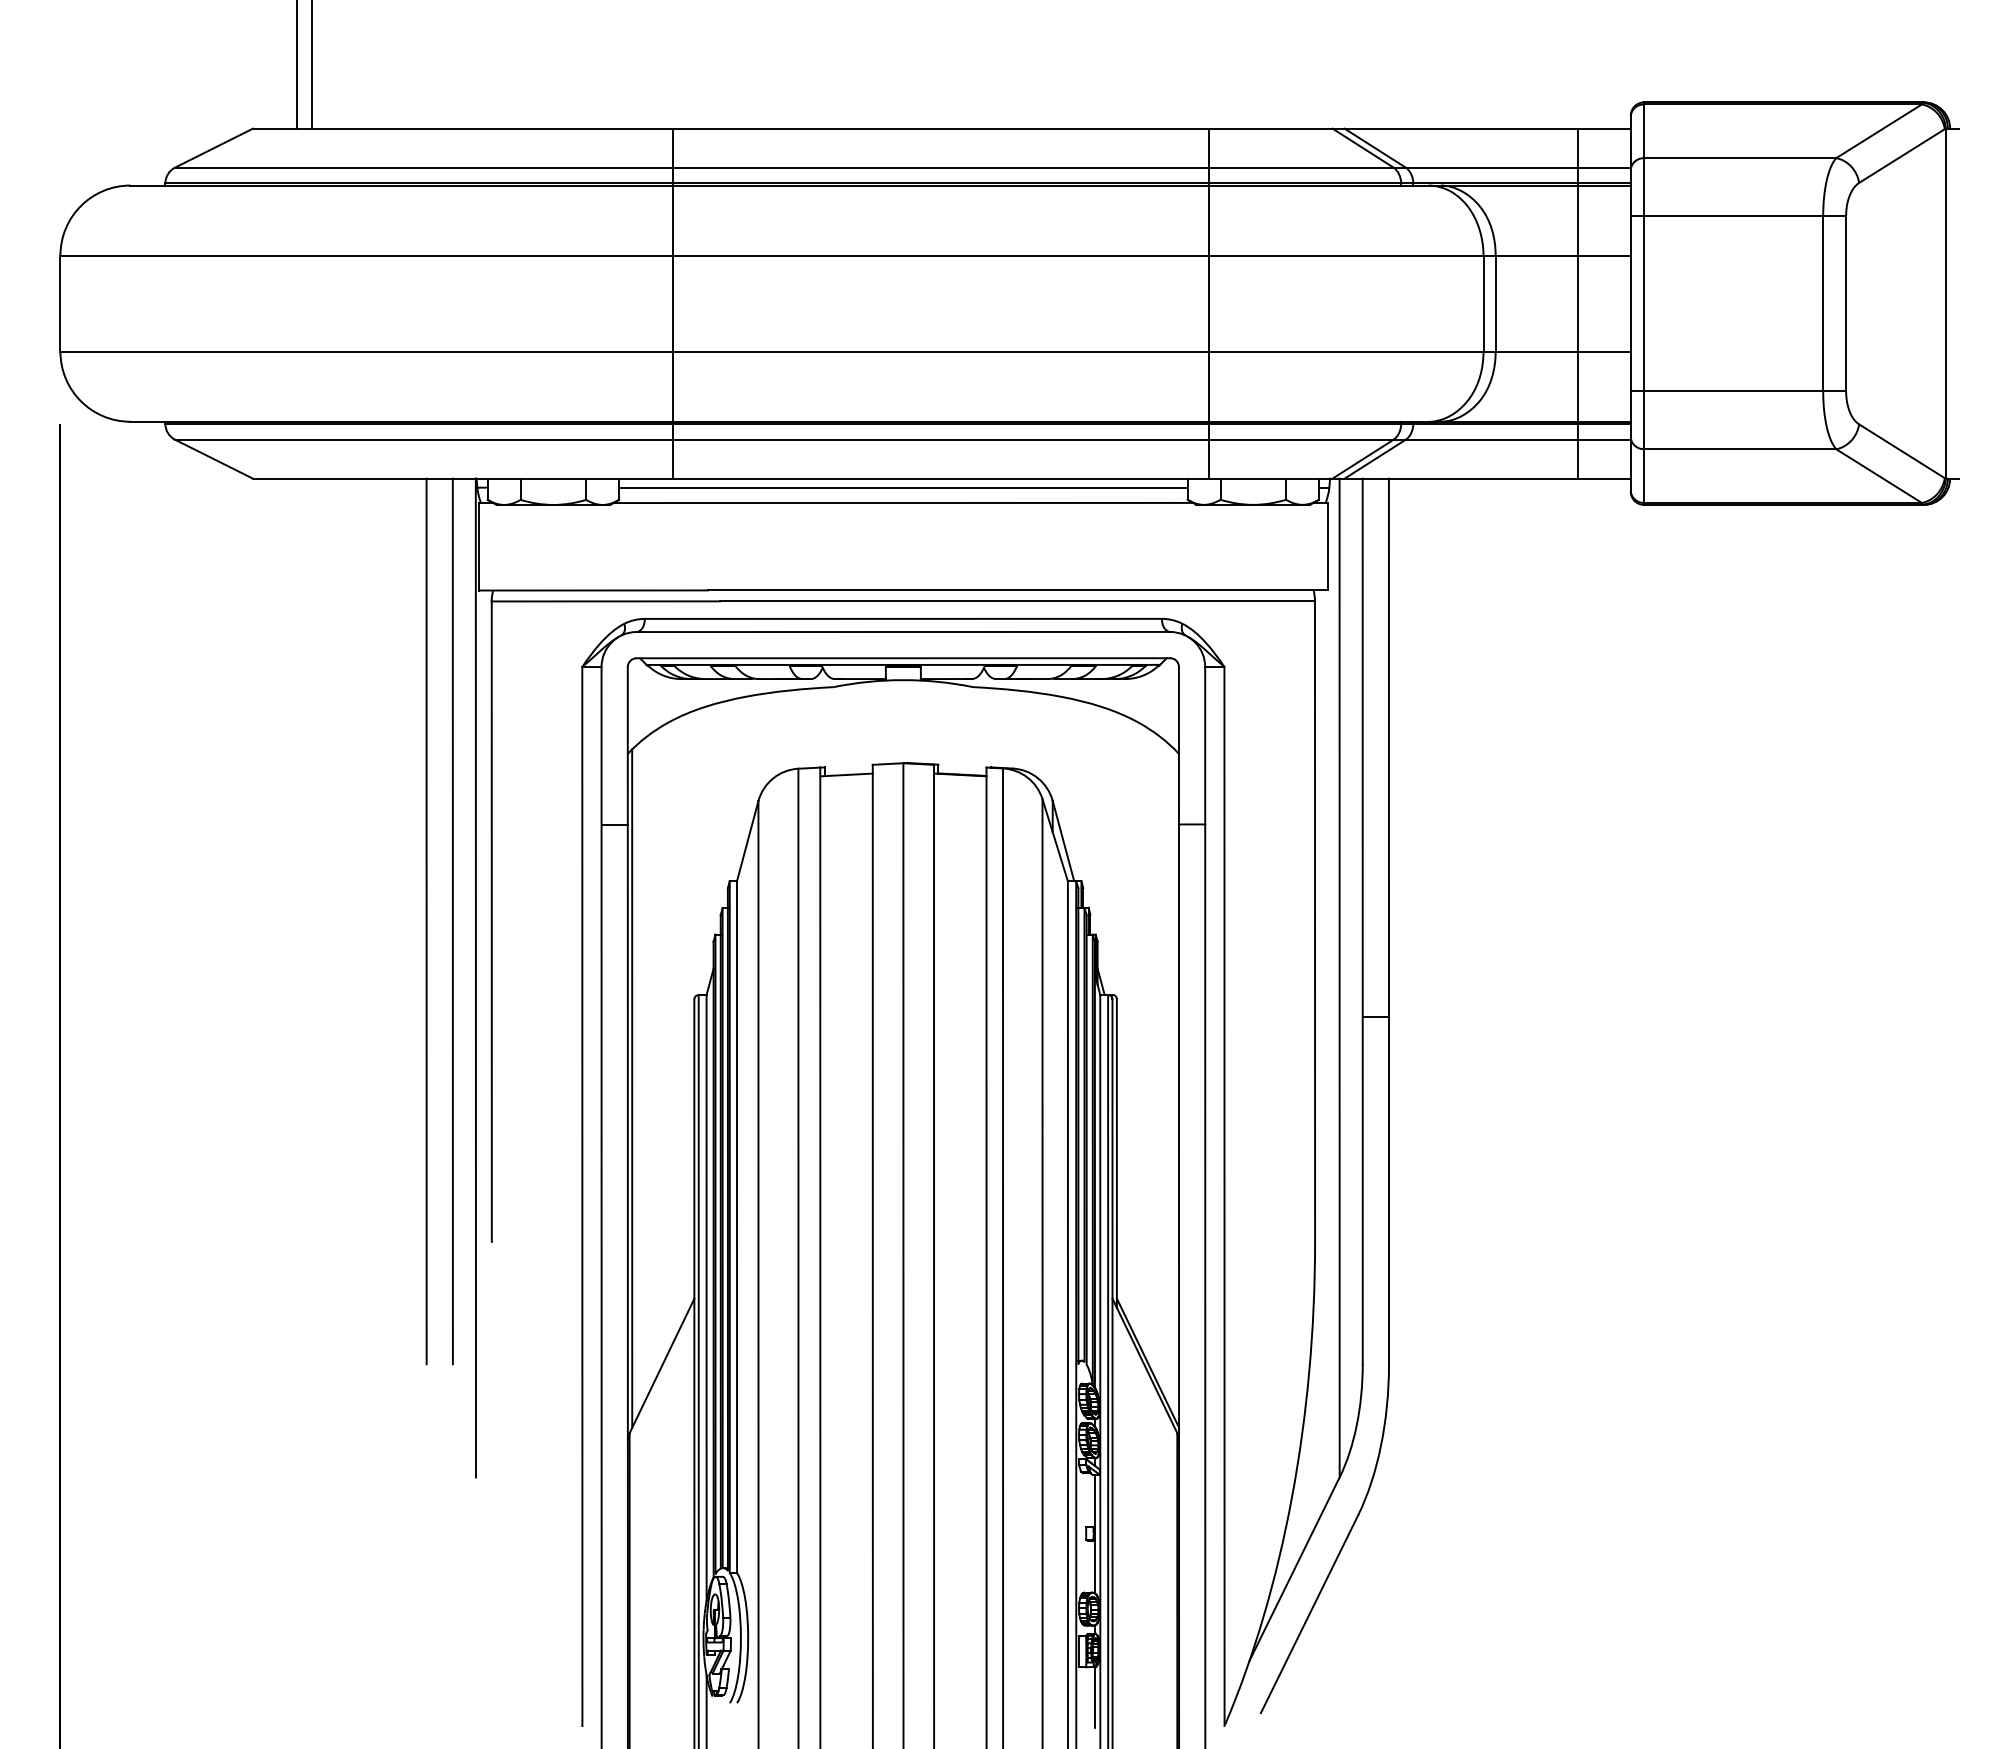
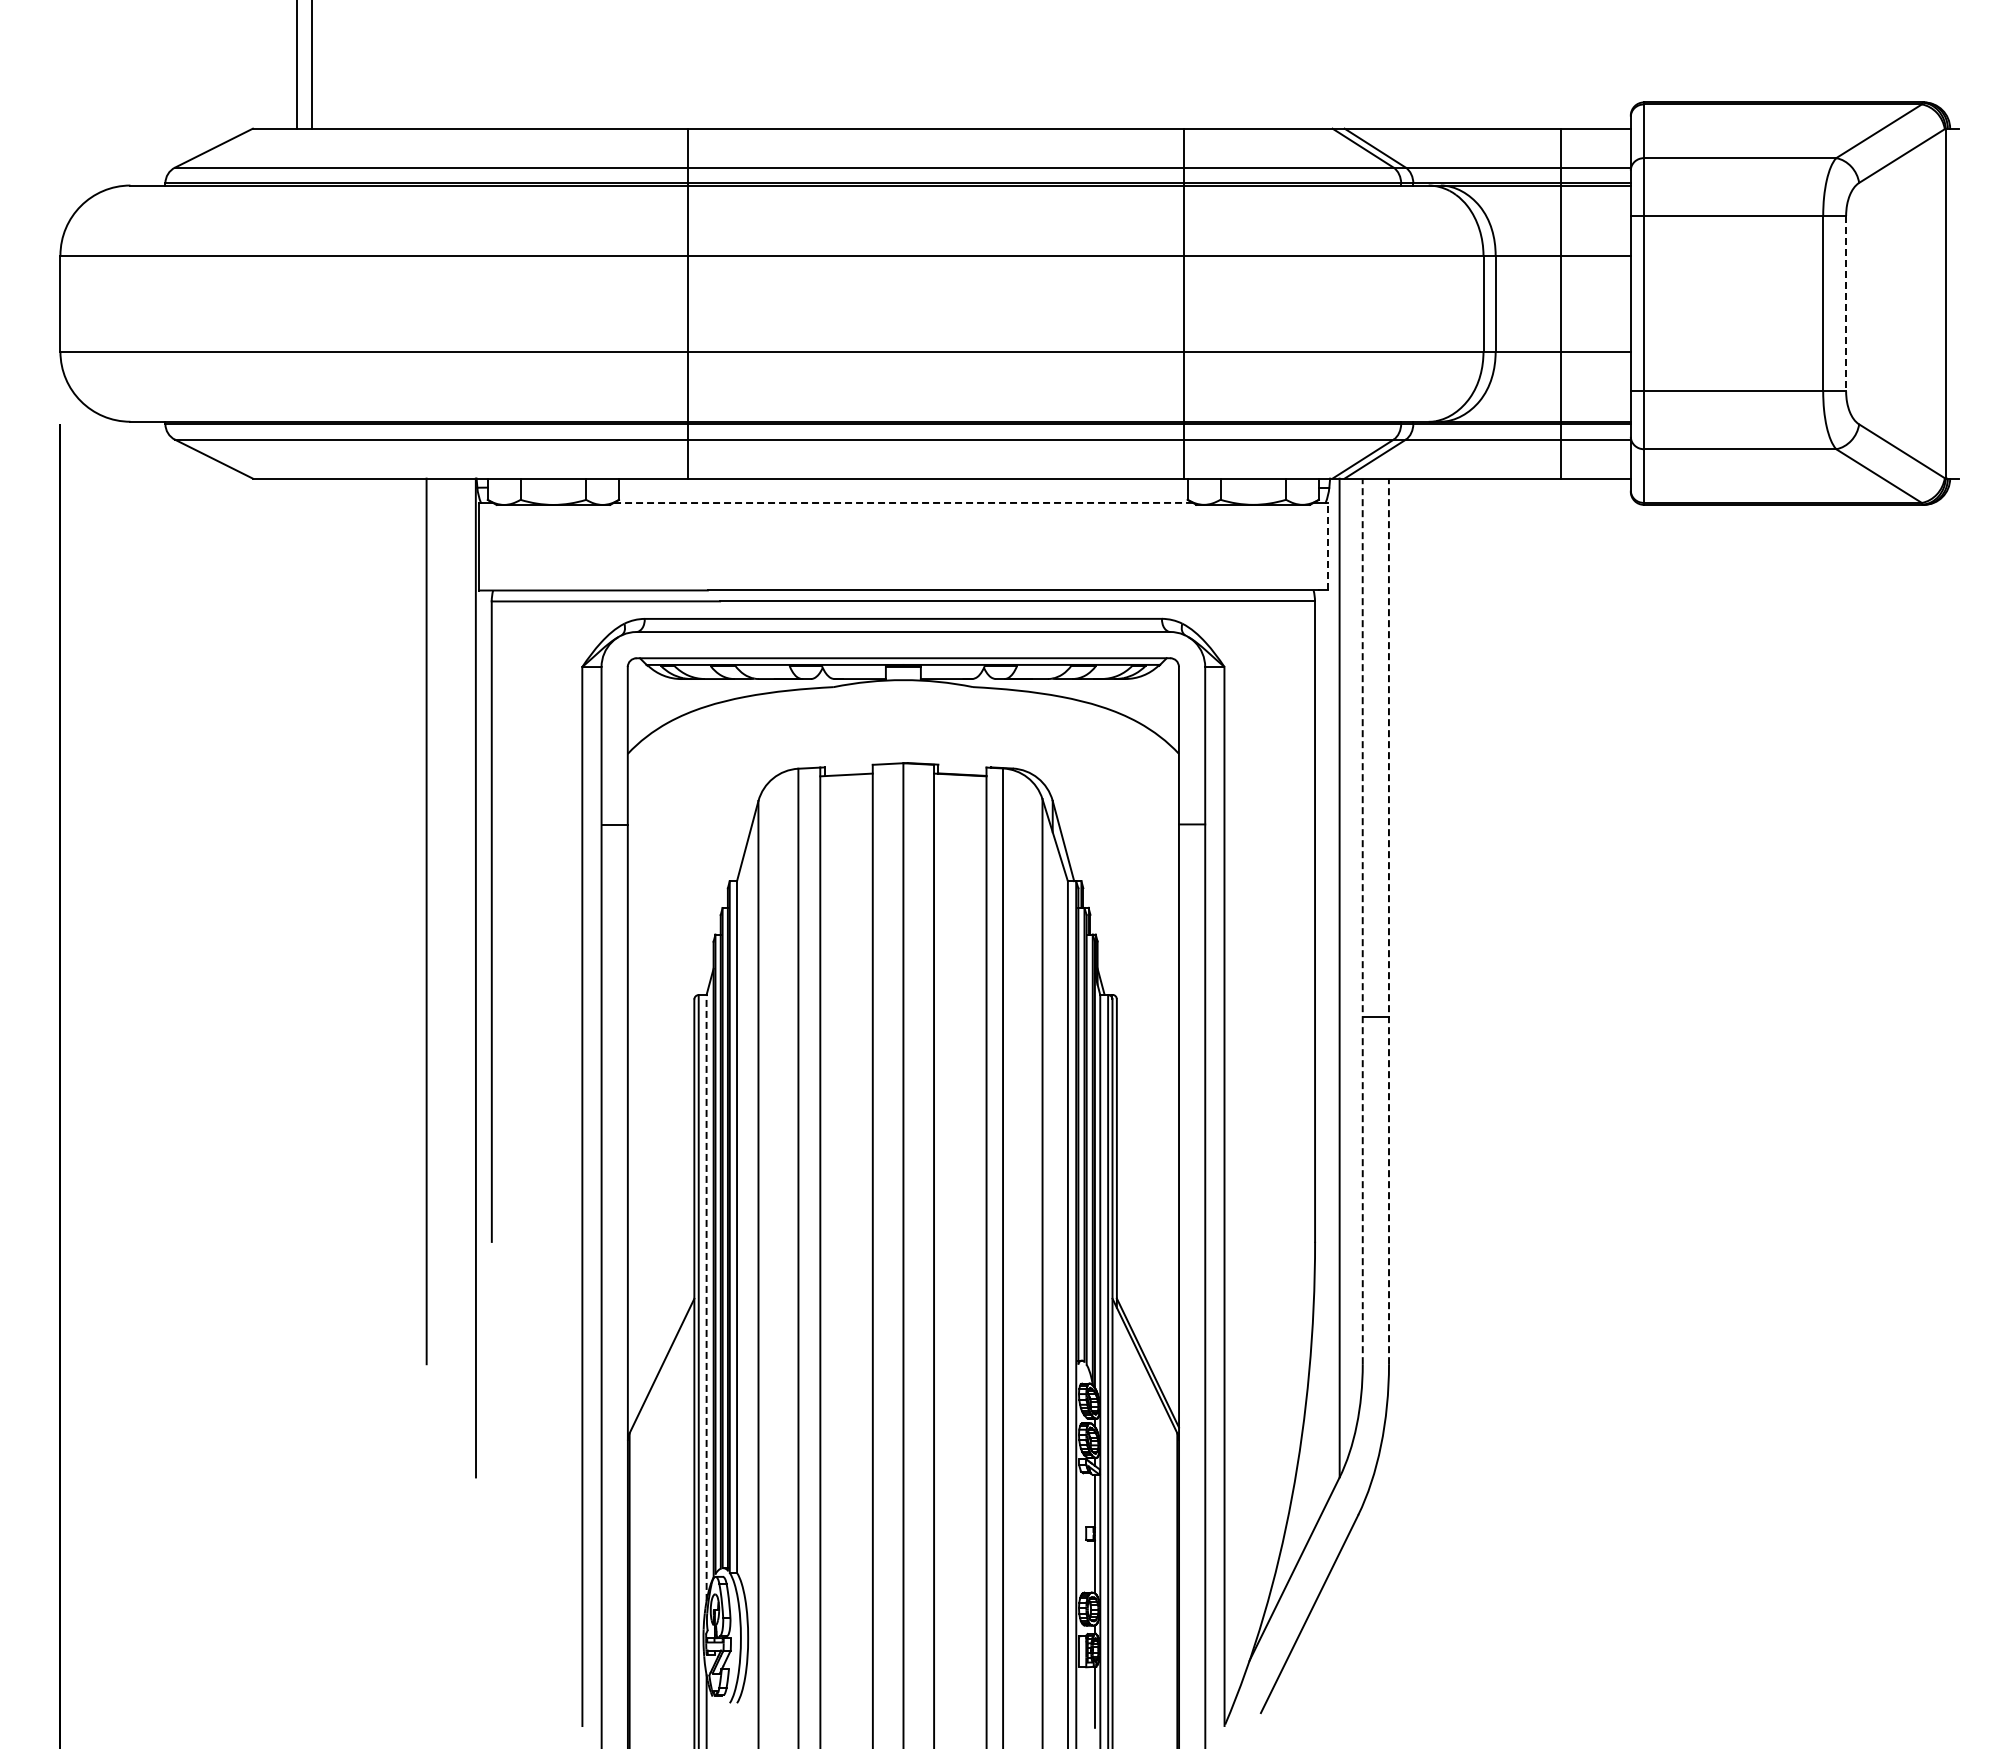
line position: (672, 303) -> (687, 303) (687, 303)
line position: (1209, 303) -> (1184, 303) (1184, 303)
line position: (1577, 303) -> (1560, 303) (1560, 303)
line: solid -> dashed (1846, 303)
line: present -> none (903, 487)
line: solid -> dashed (903, 502)
line: solid -> dashed (1327, 546)
line: present -> none (452, 921)
line: solid -> dashed (1362, 921)
line: solid -> dashed (1388, 921)
line: present -> none (632, 1088)
line: solid -> dashed (706, 1298)
